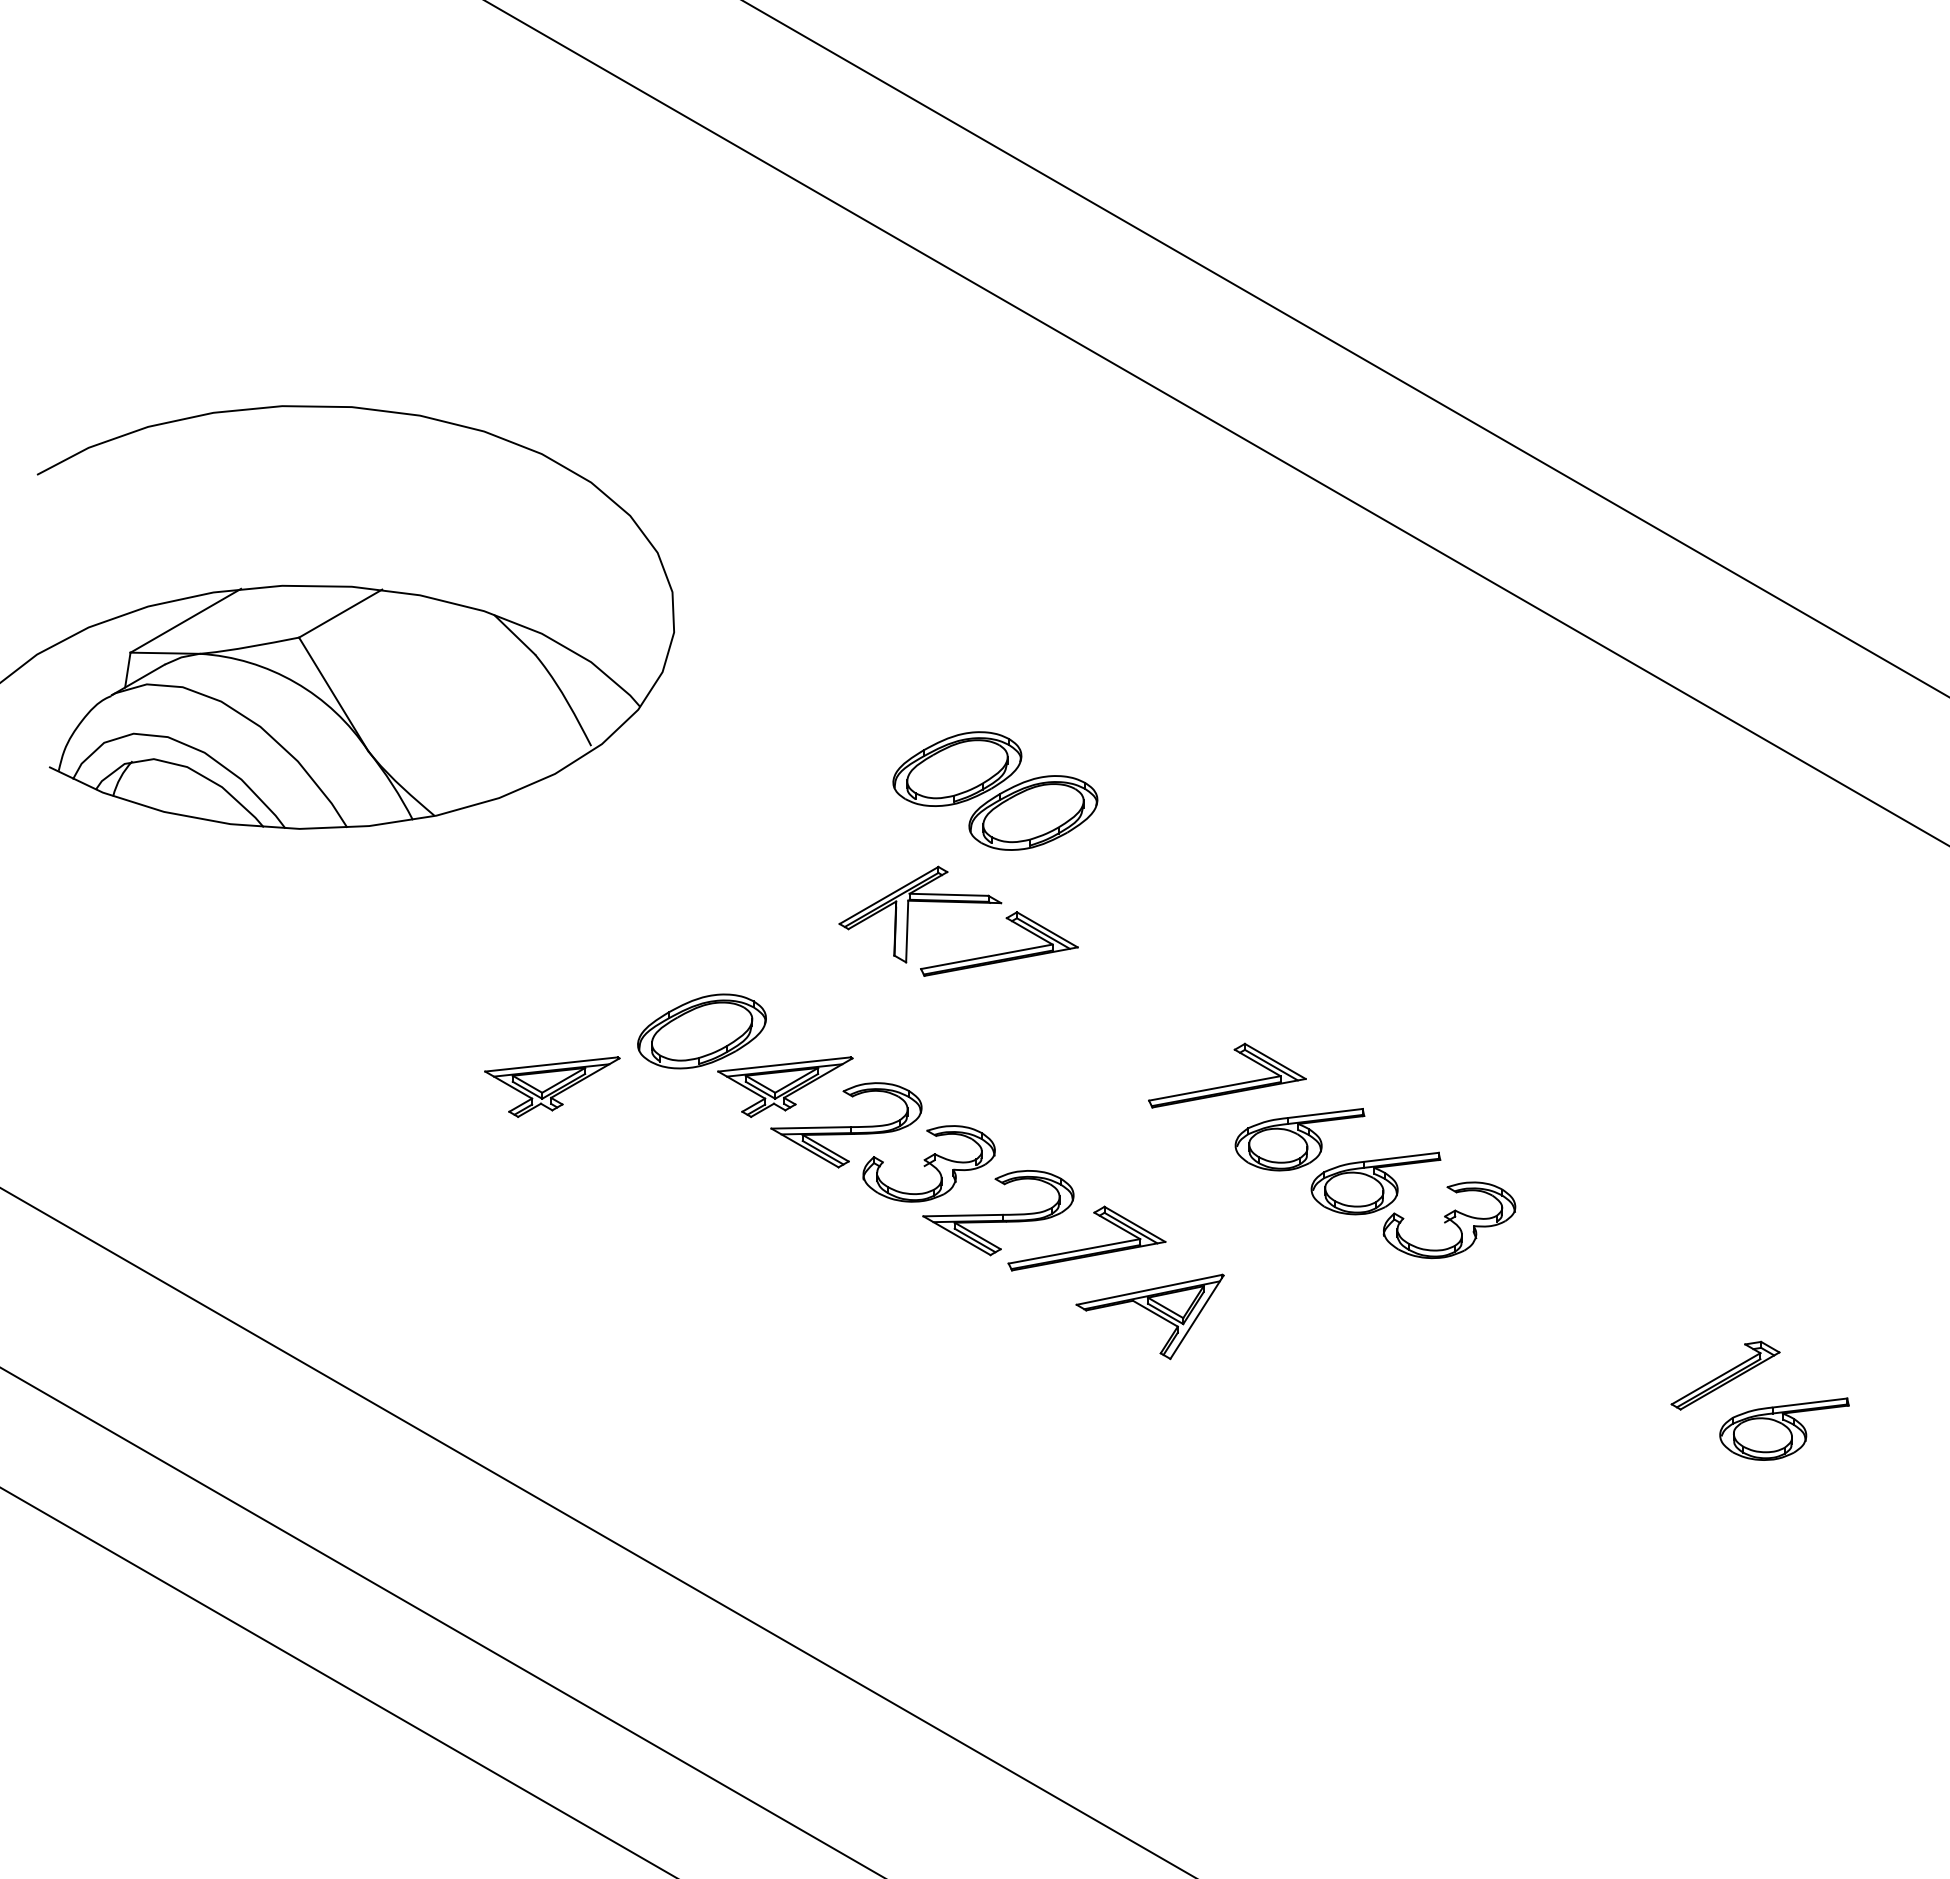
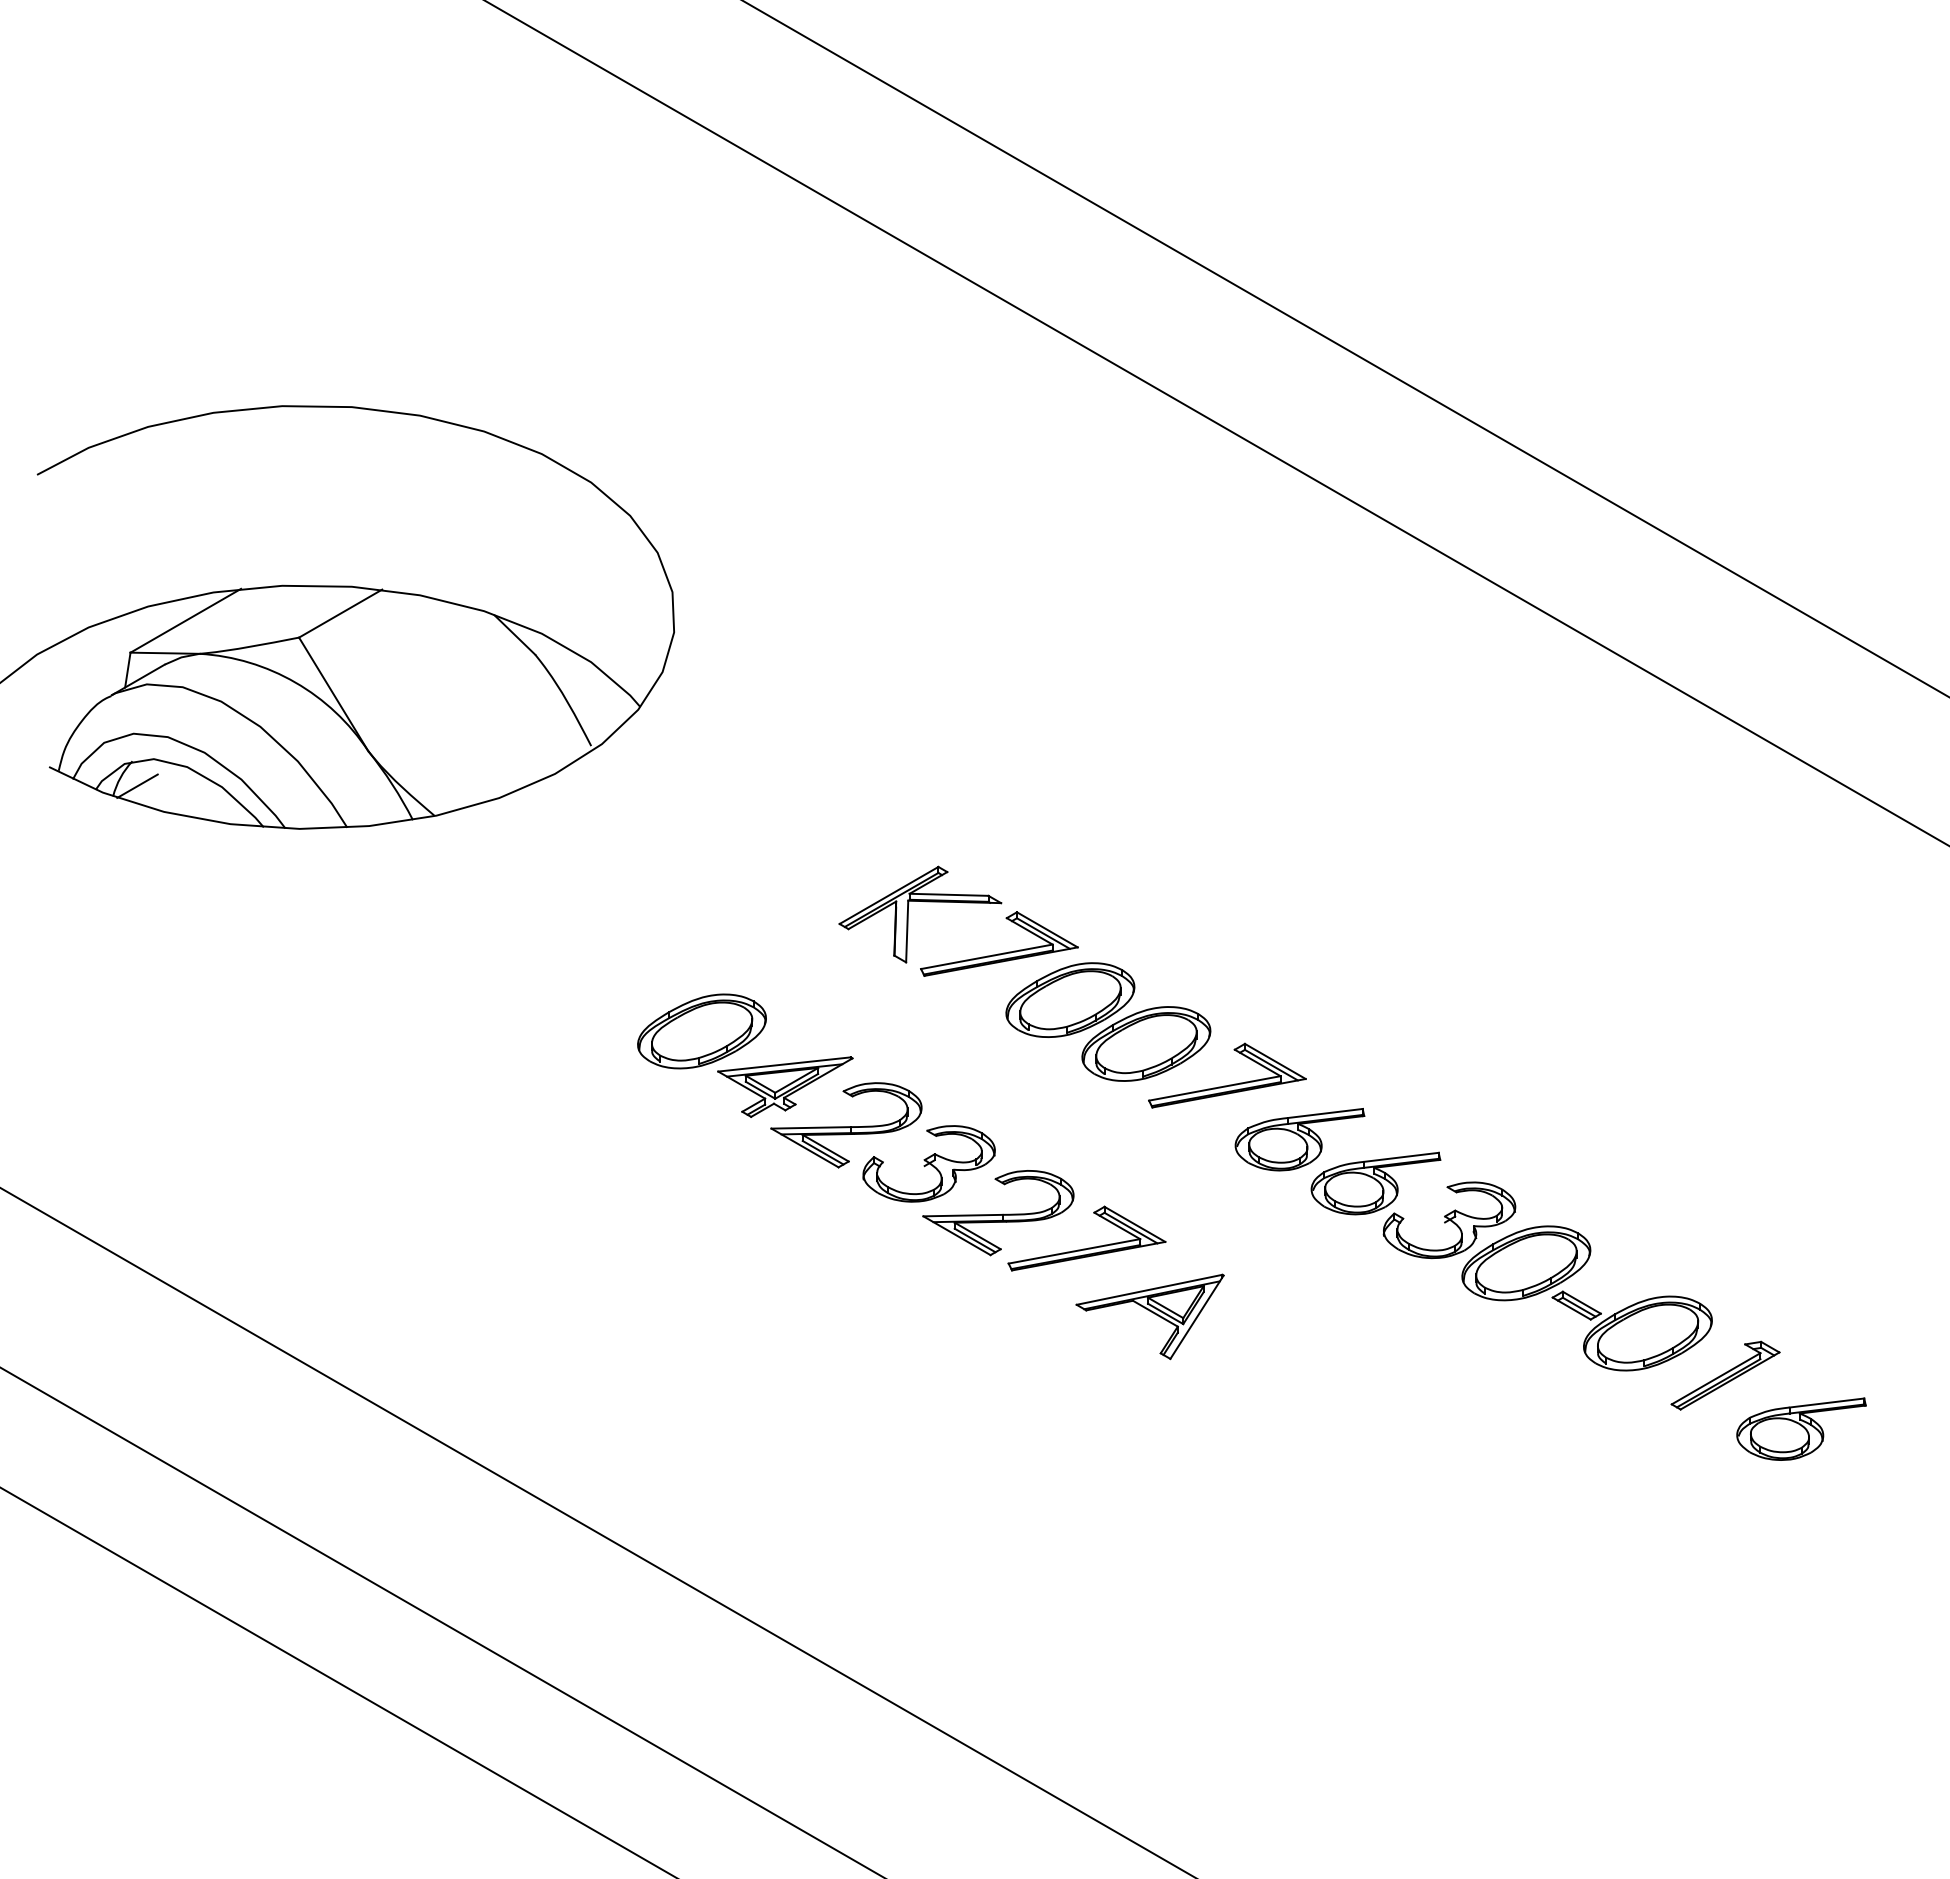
line: none -> present (137, 785)
part position: (995, 790) -> (1108, 1021) (1108, 1021)
part: present -> none (552, 1086)
part: none -> present (1586, 1298)
part position: (1784, 1428) -> (1801, 1428) (1801, 1428)
